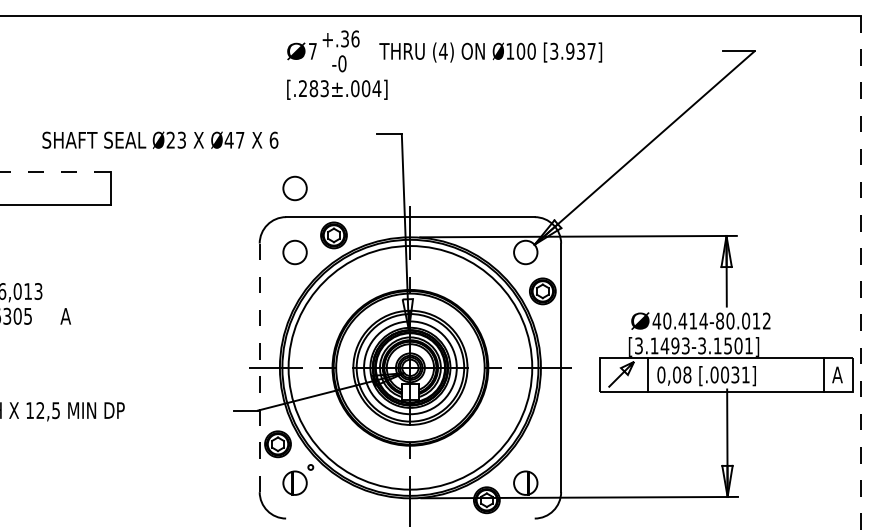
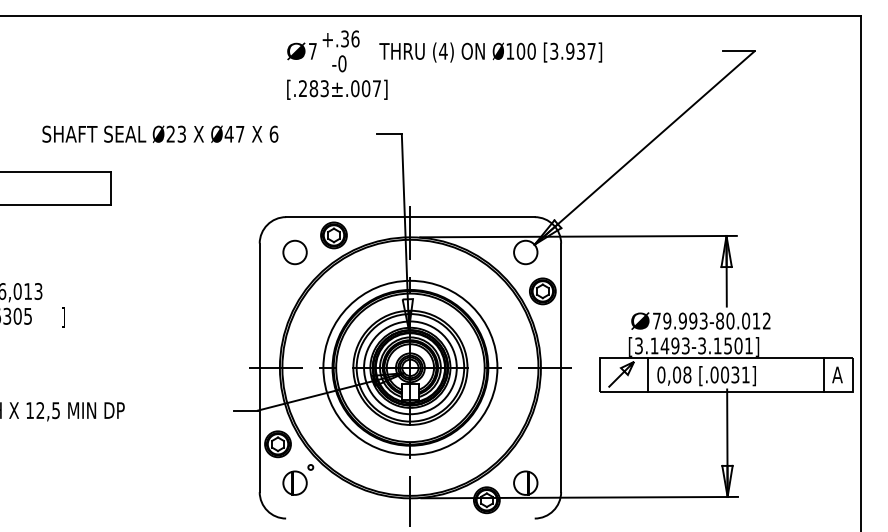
text: [.283±.004] -> [.283±.007] (376, 88)
text position: (160, 139) -> (160, 133) (160, 133)
line: dashed -> solid (55, 171)
circle: present -> none (294, 188)
line: dashed -> solid (861, 274)
text: A -> ] (65, 317)
text: 40.414-80.012 -> 79.993-80.012 (679, 320)
circle diameter: 244 px -> 174 px (410, 367)
line: dashed -> solid (259, 368)
